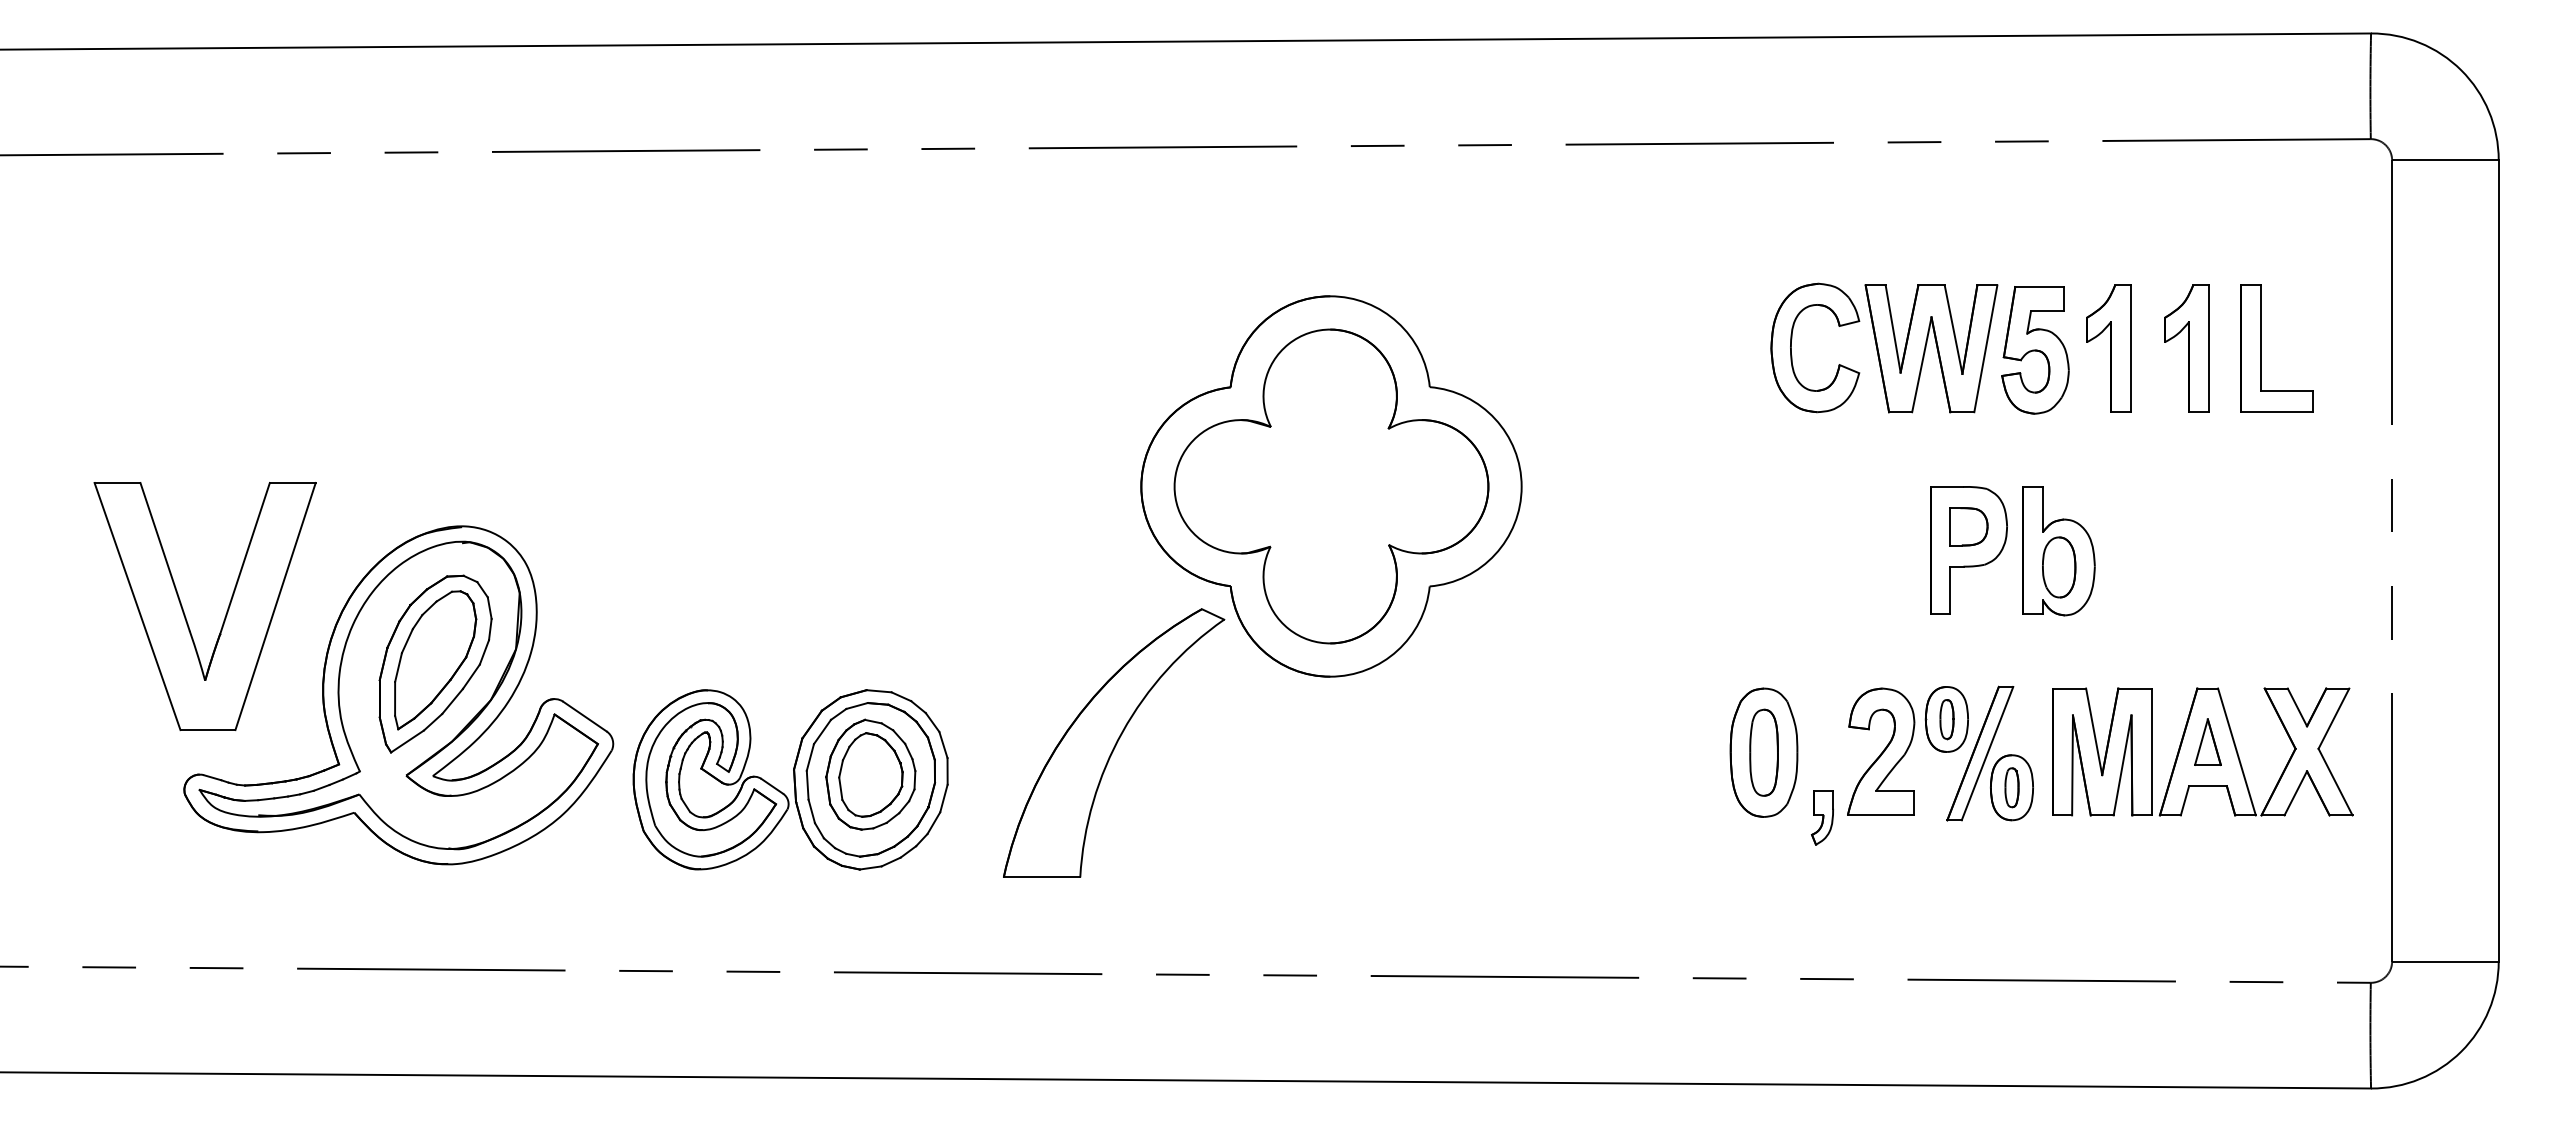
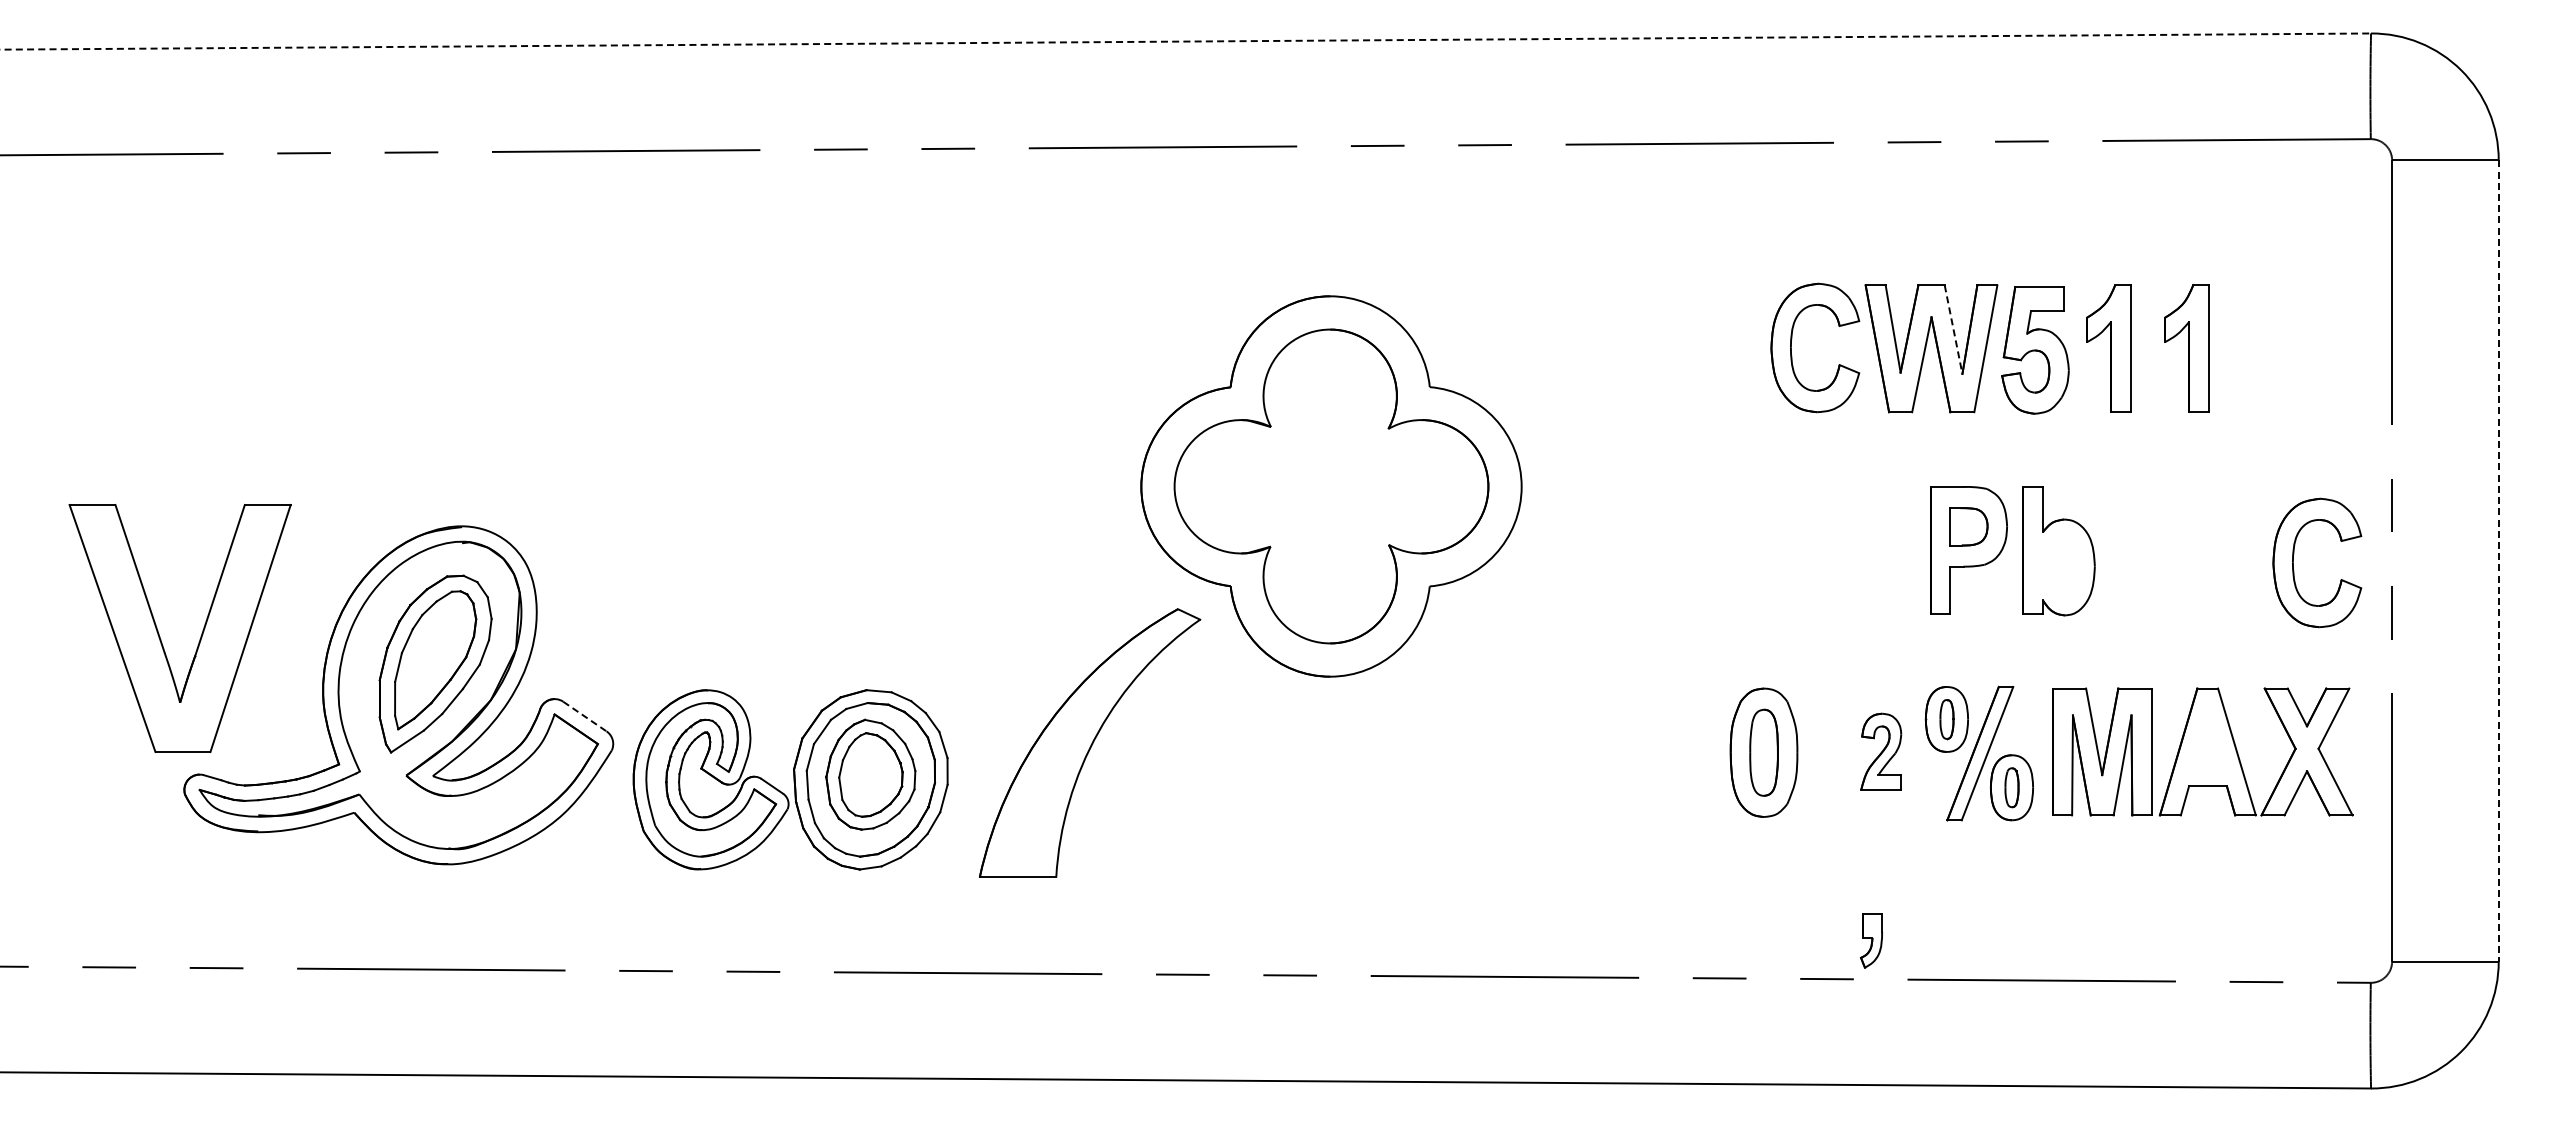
line: solid -> dashed (1186, 41)
line: solid -> dashed (1953, 330)
part: present -> none (2261, 348)
line: solid -> dashed (2498, 560)
part: none -> present (2293, 562)
part: present -> none (2059, 567)
part position: (184, 611) -> (159, 633) (159, 633)
line: solid -> dashed (585, 716)
part position: (1114, 742) -> (1090, 742) (1090, 742)
part: present -> none (2207, 742)
part size: 69x129 px -> 43x79 px (1881, 751)
part position: (1822, 817) -> (1871, 940) (1871, 940)
